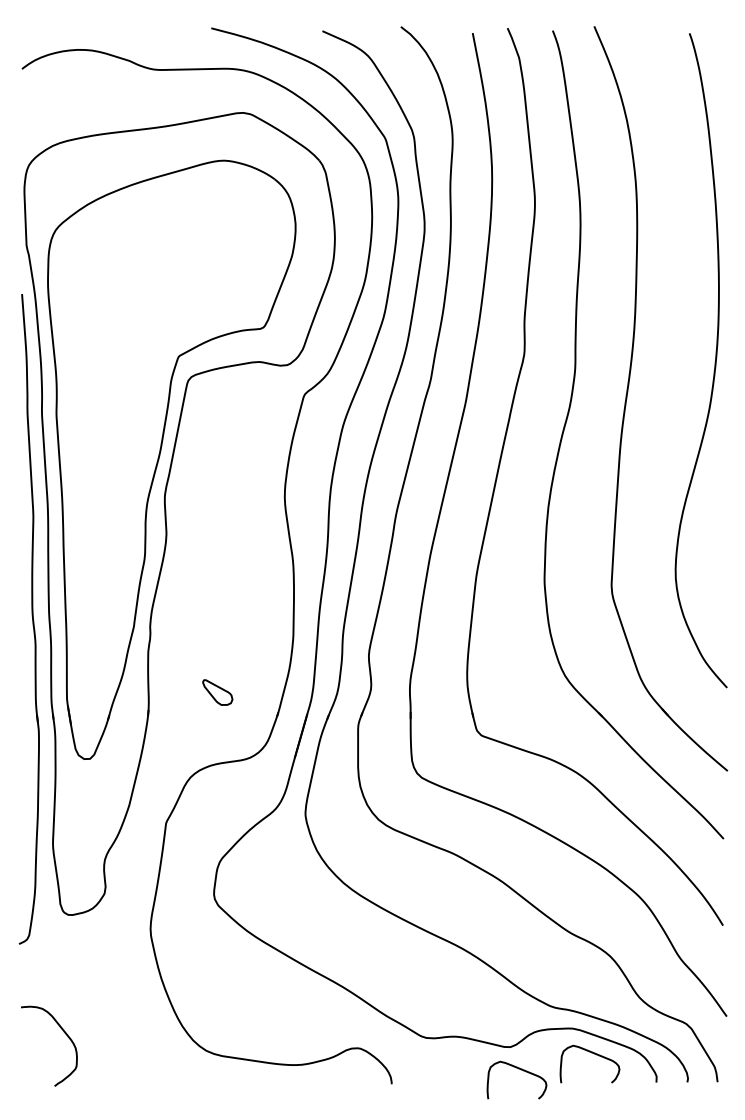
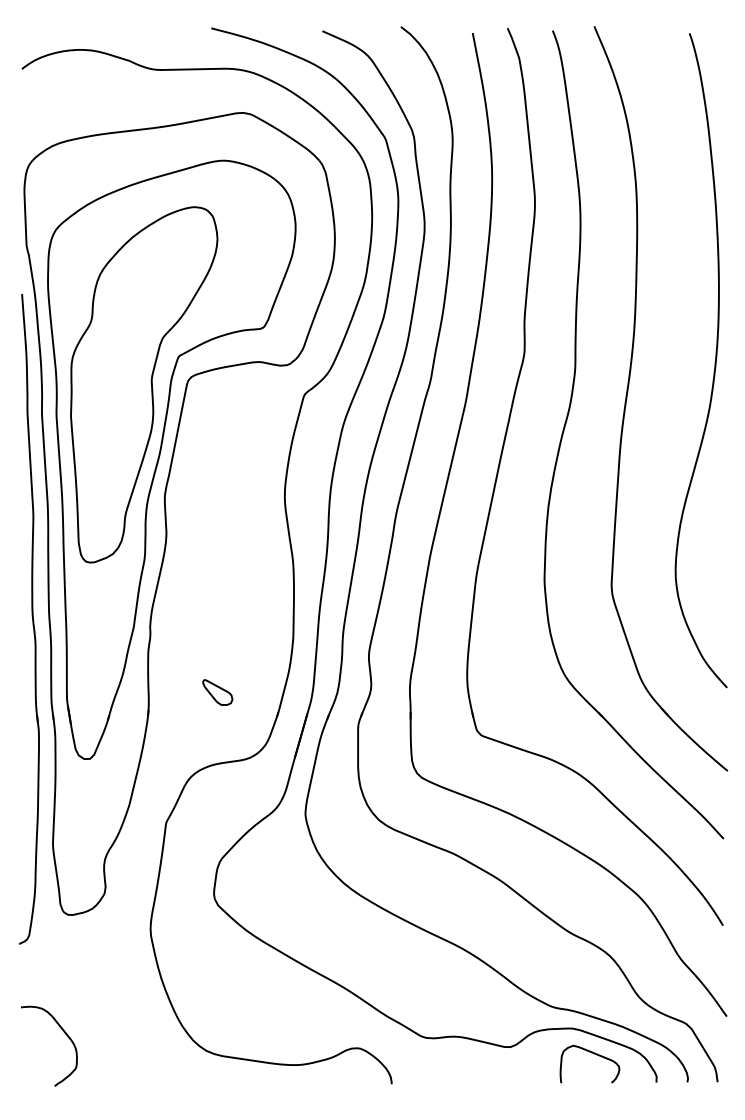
part: none -> present (144, 384)
curve: present -> none (518, 1069)
